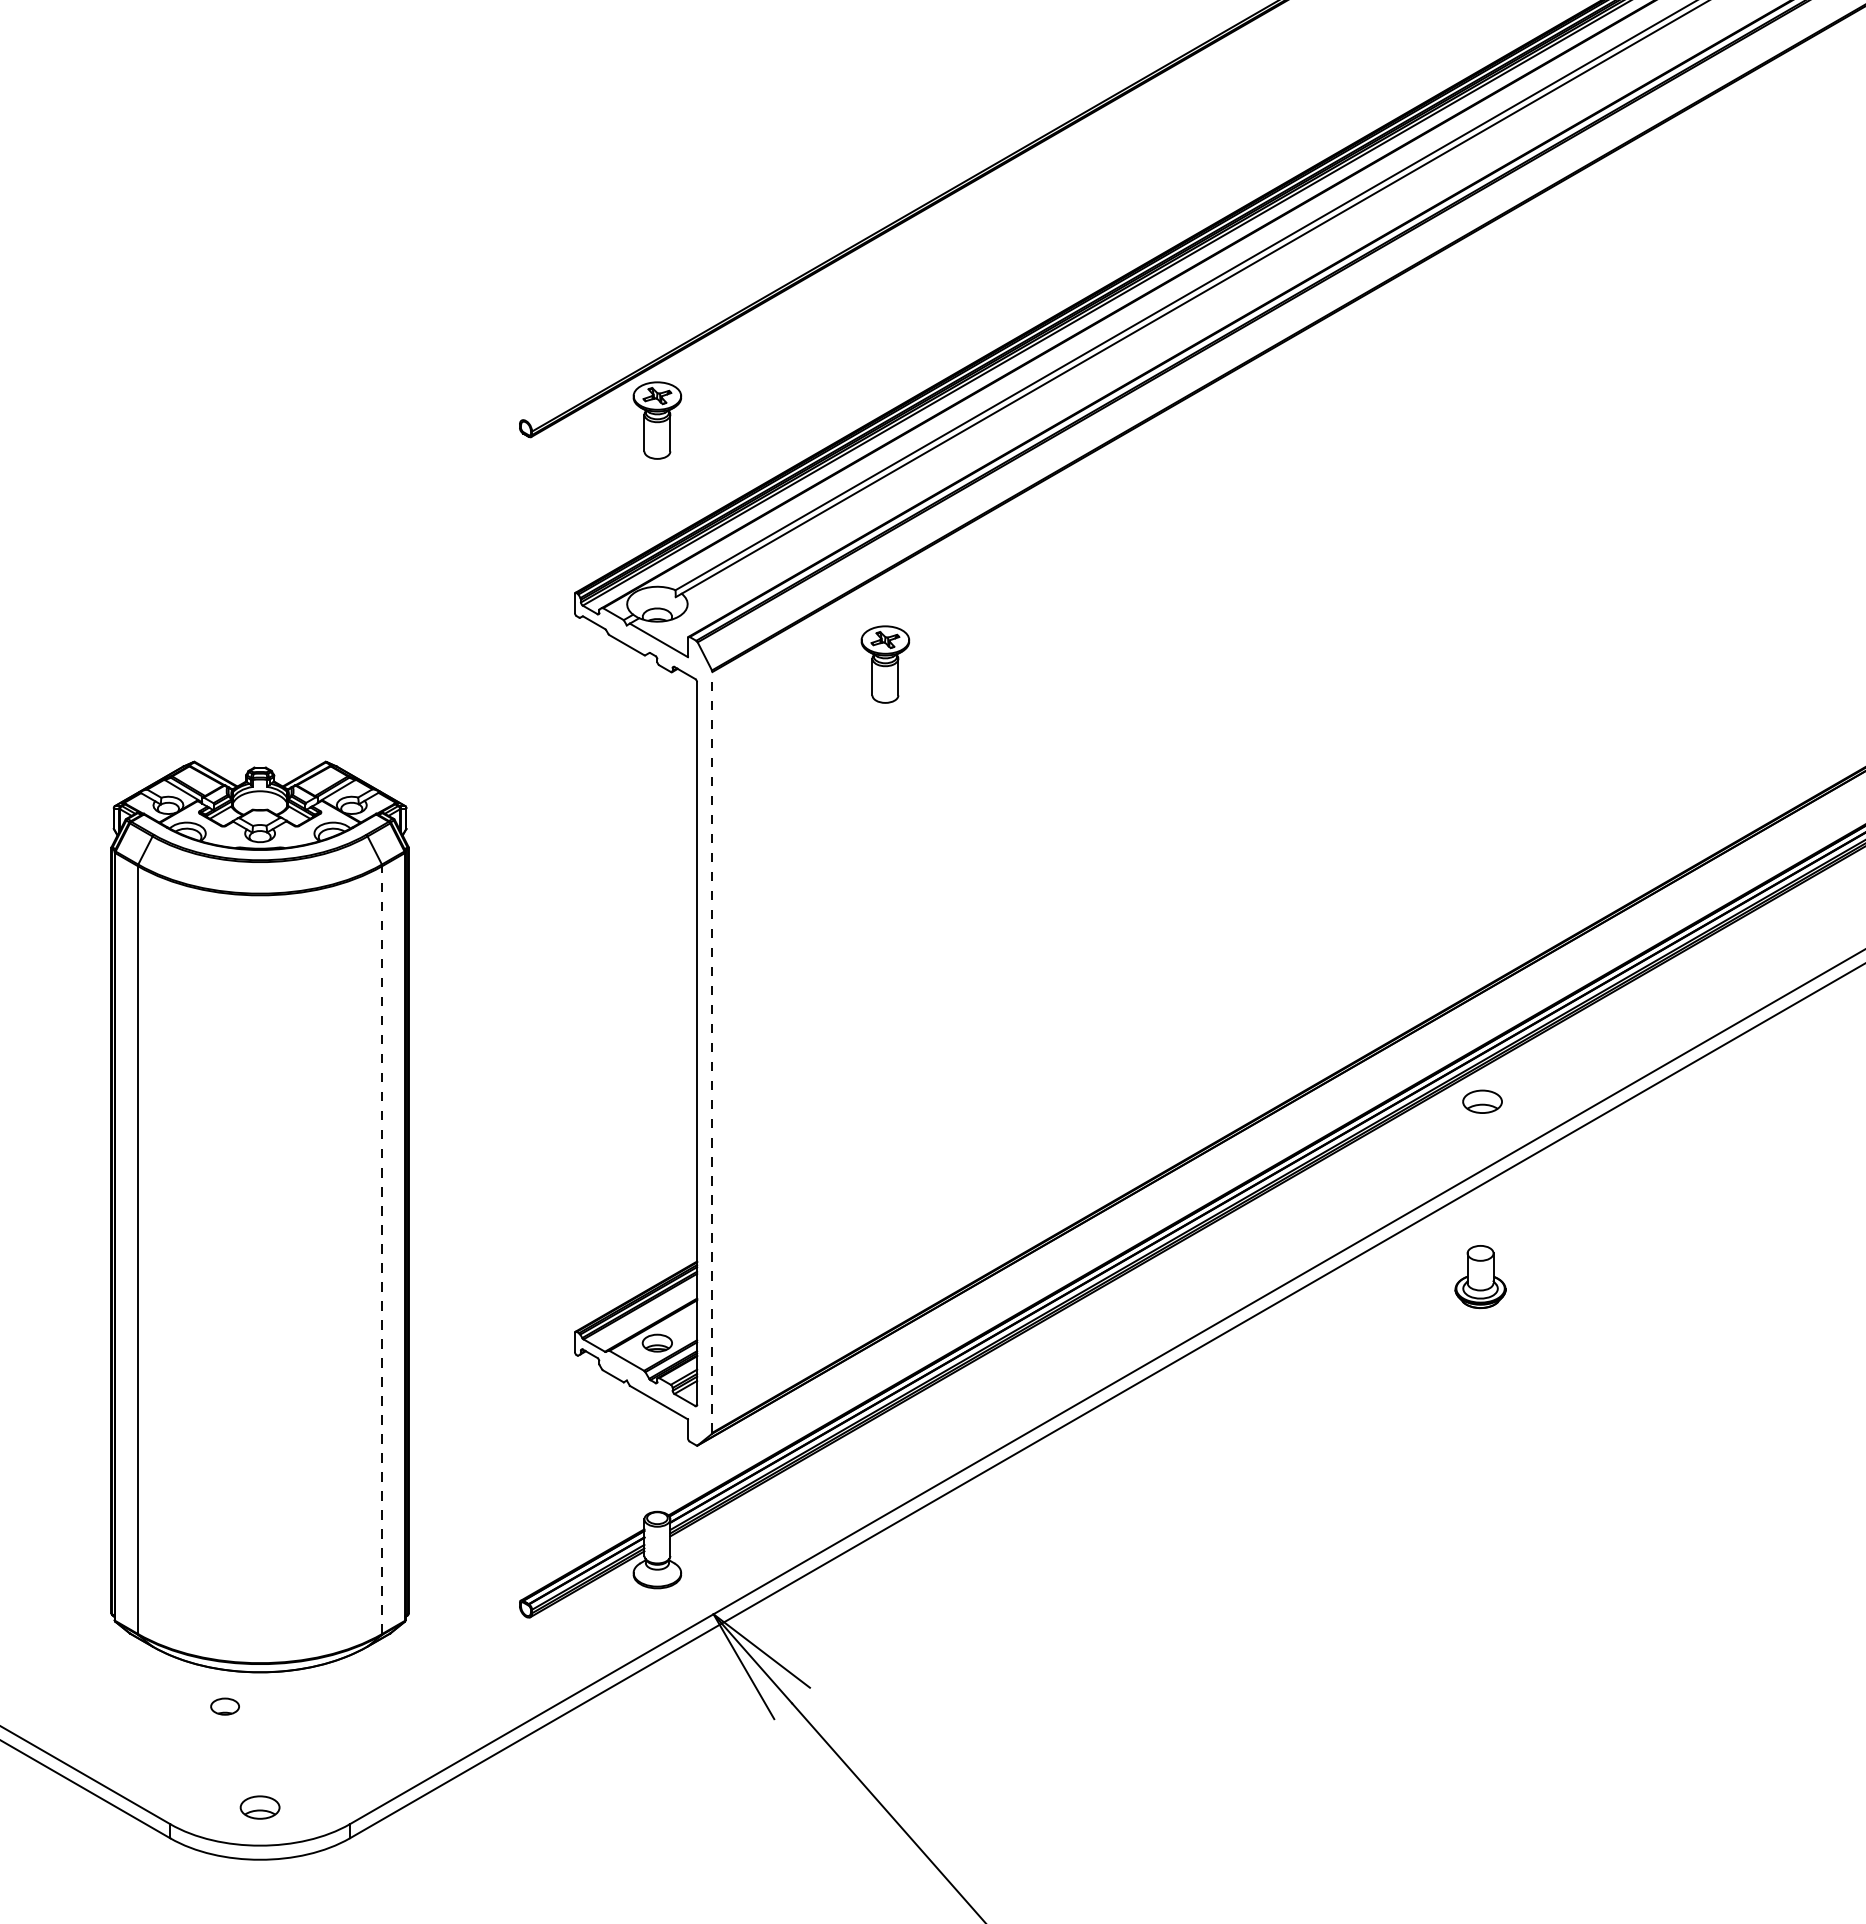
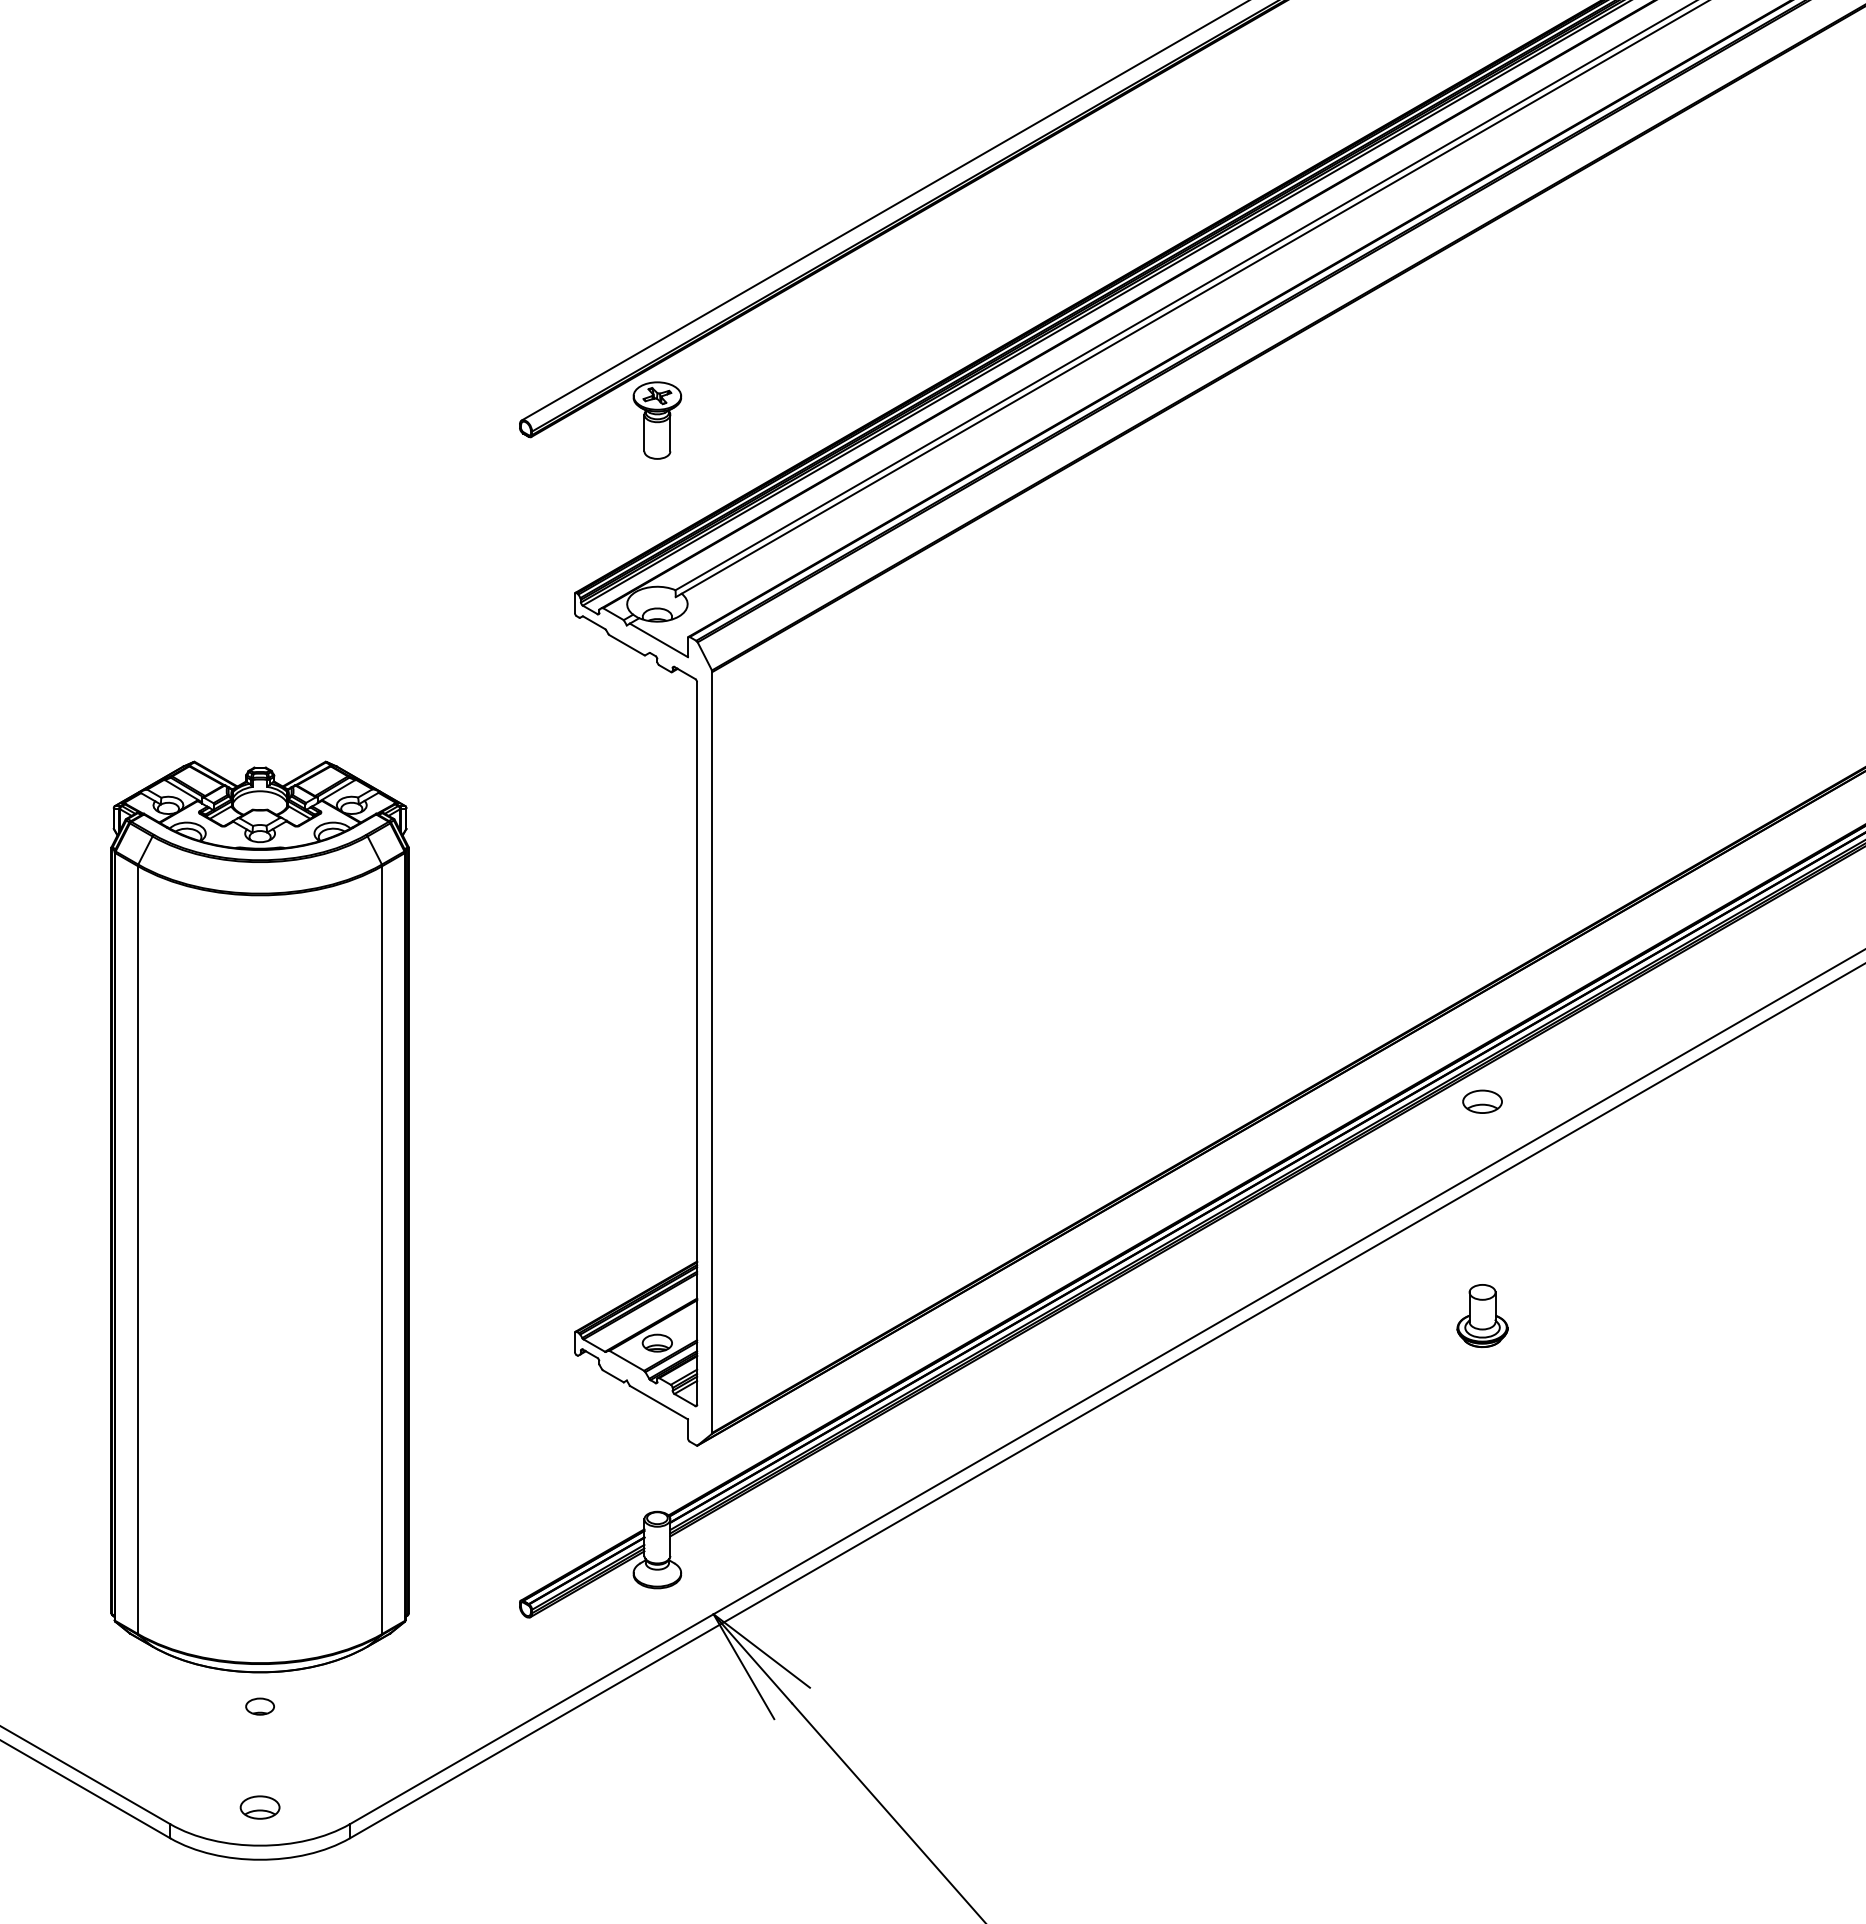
line: none -> present (883, 211)
part: present -> none (885, 664)
line: dashed -> solid (712, 1051)
line: dashed -> solid (382, 1250)
part position: (1480, 1276) -> (1482, 1315) (1482, 1315)
part position: (224, 1706) -> (259, 1706) (259, 1706)
